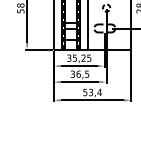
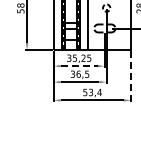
line: solid -> dashed (79, 66)
line: solid -> dashed (131, 77)
